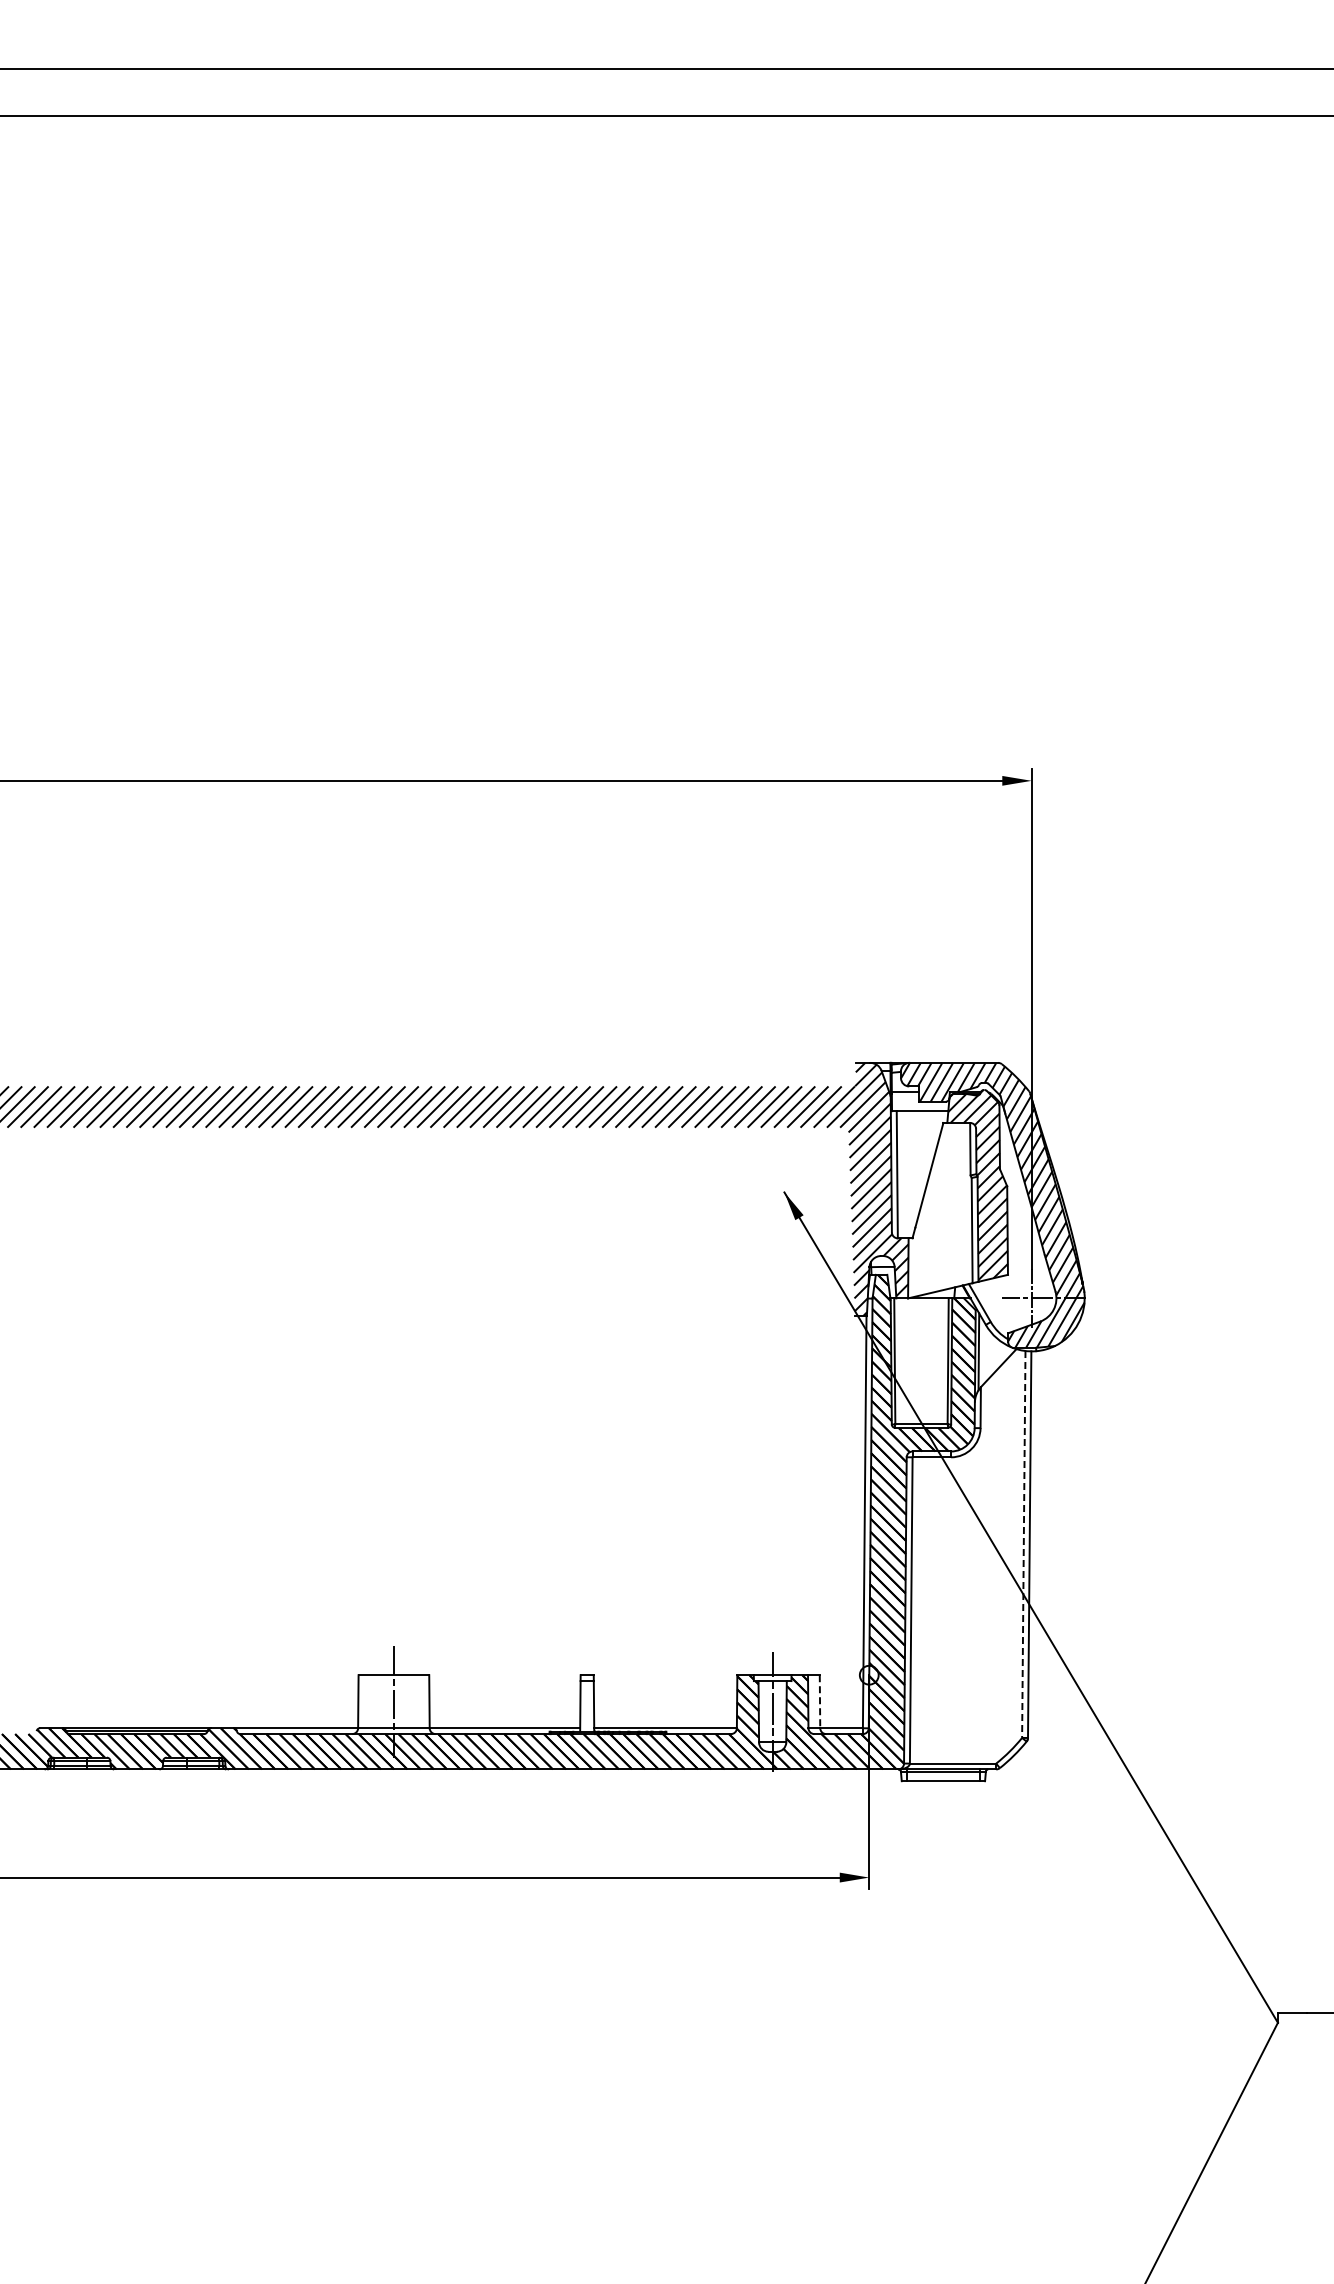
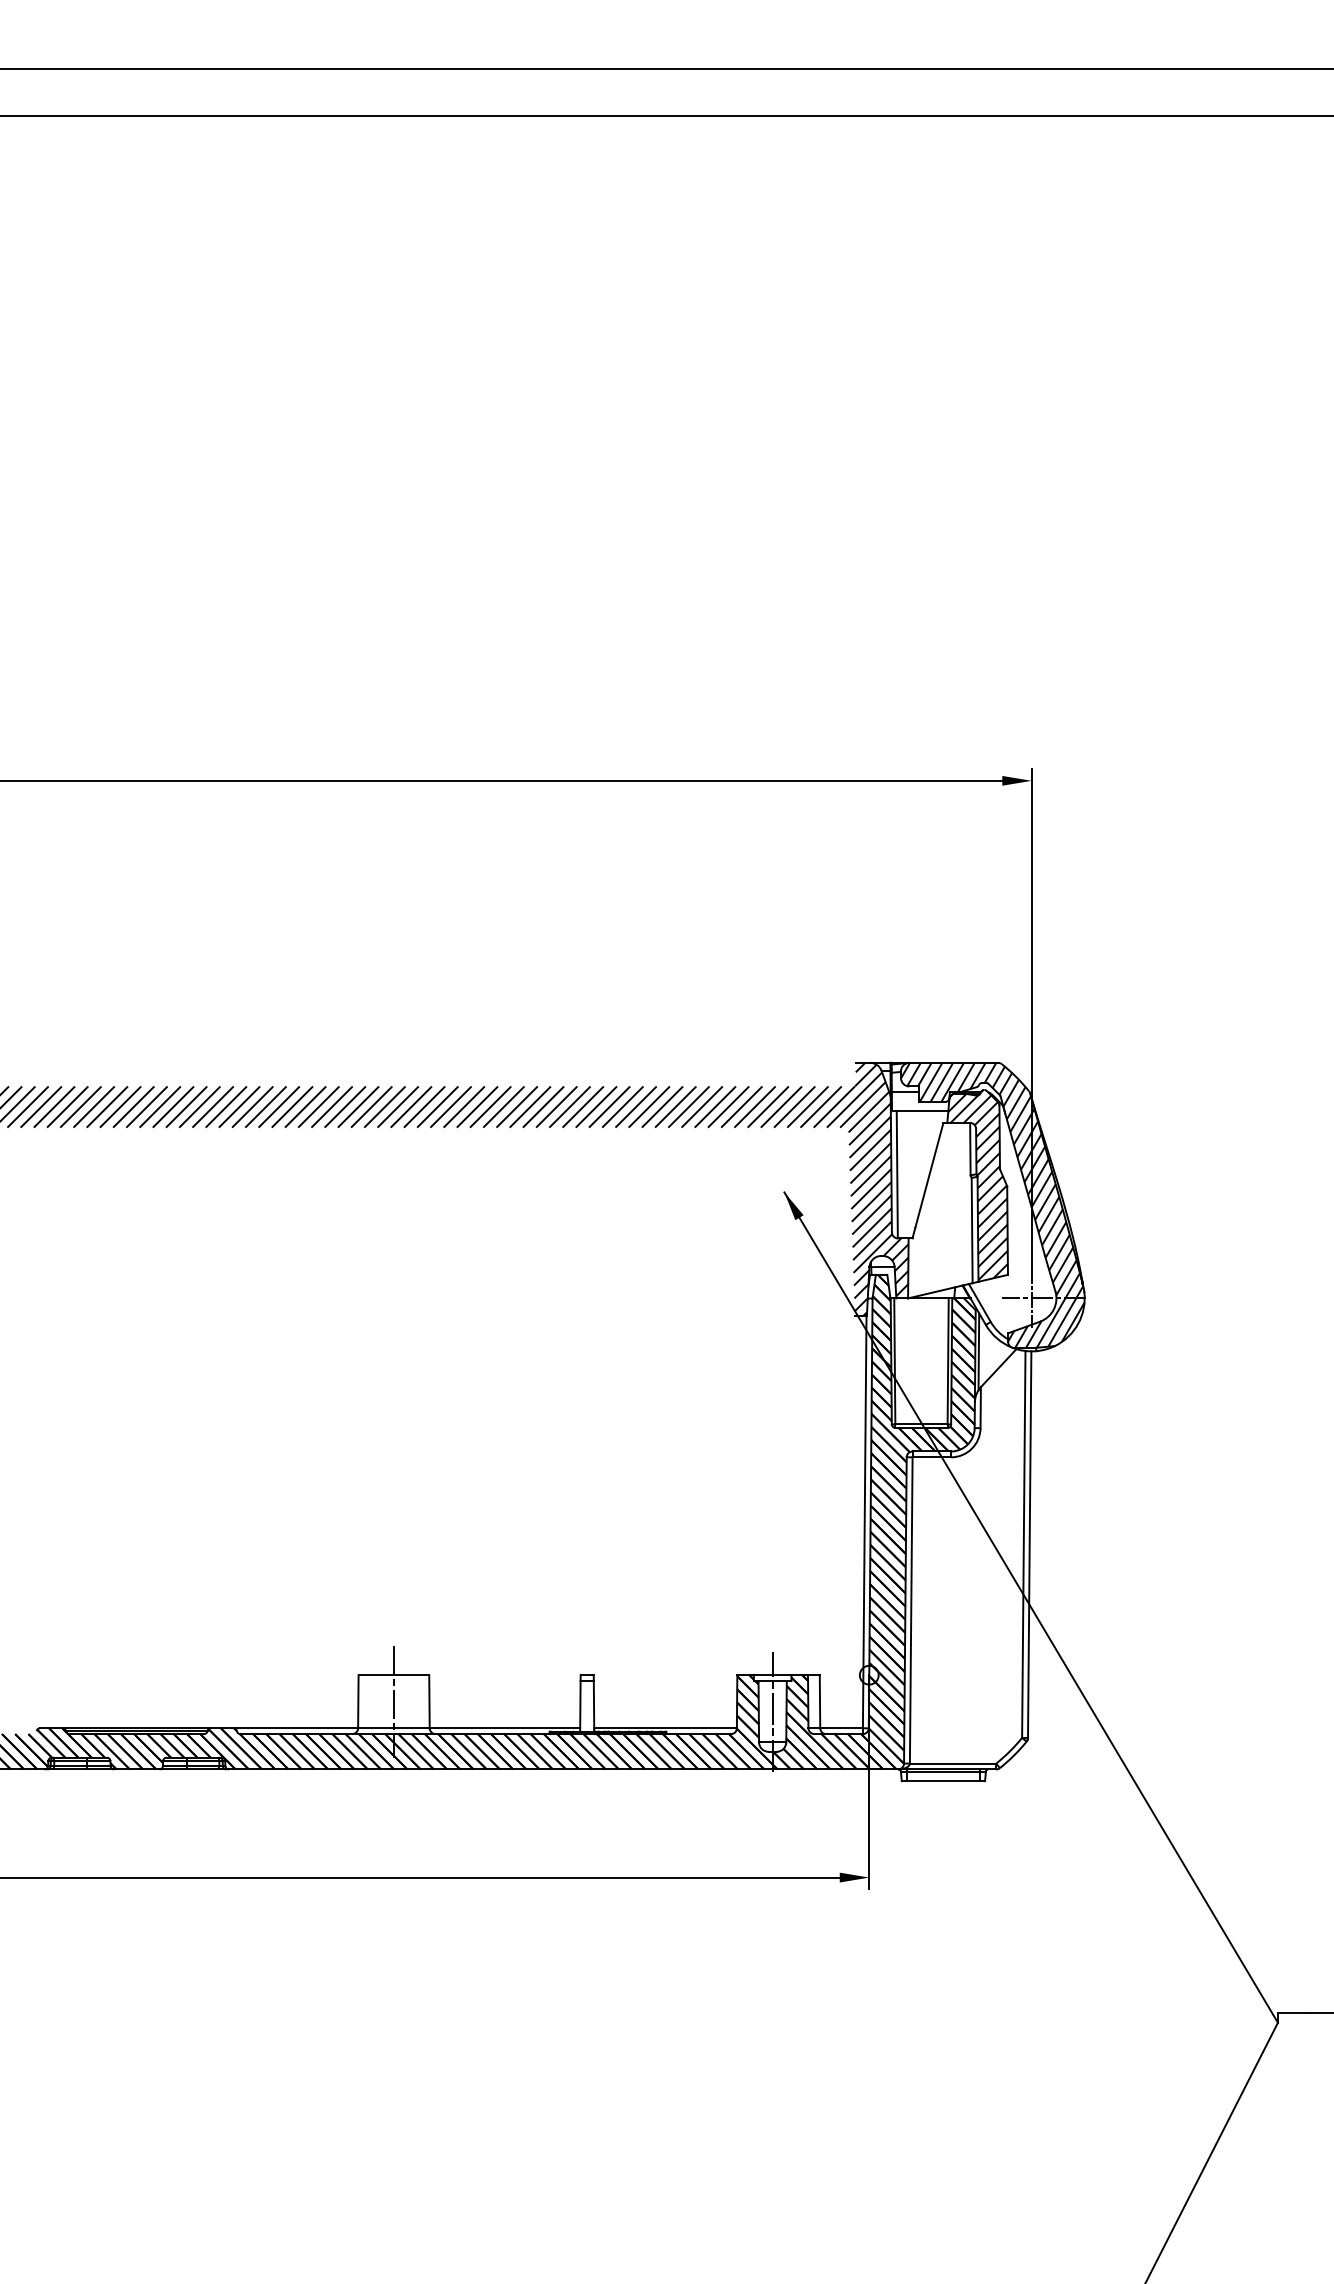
line: dashed -> solid (1023, 1544)
line: dashed -> solid (820, 1701)
